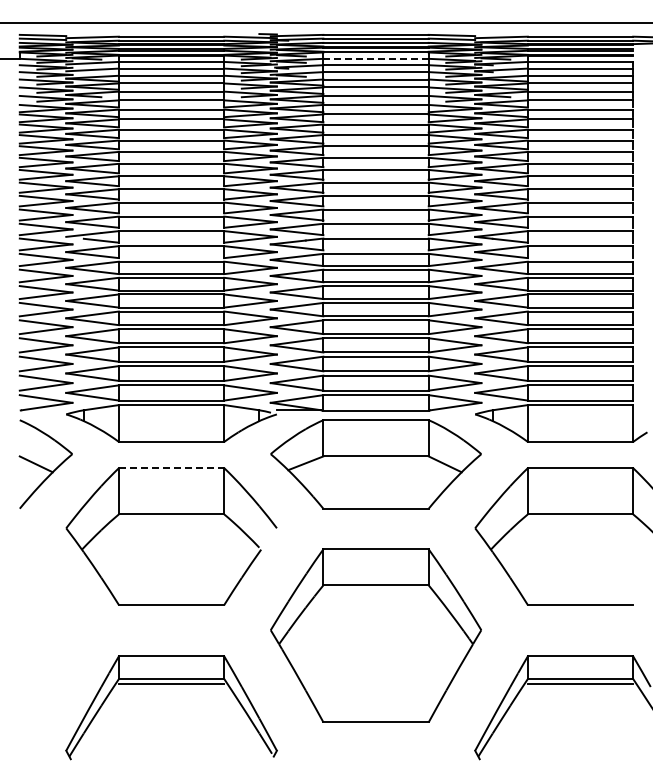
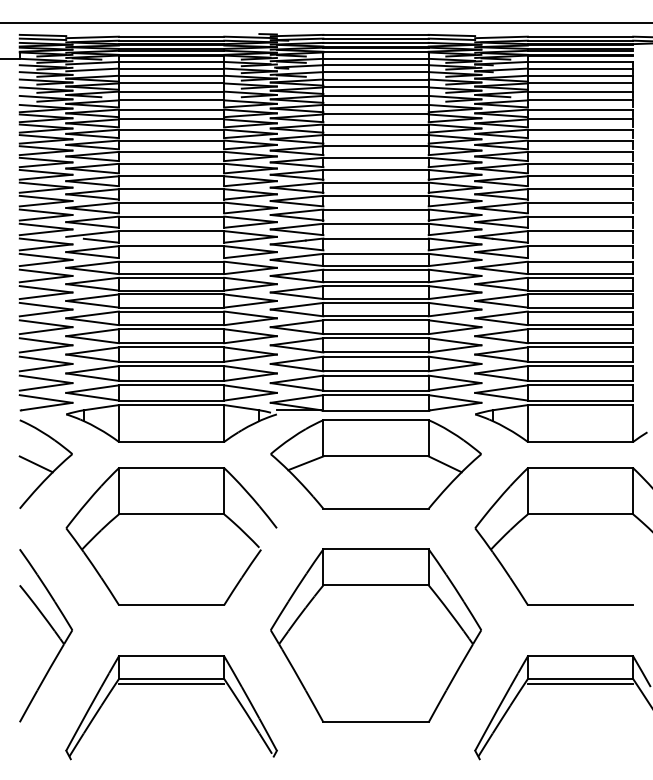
line: dashed -> solid (376, 58)
line: dashed -> solid (171, 468)
part: none -> present (53, 631)
